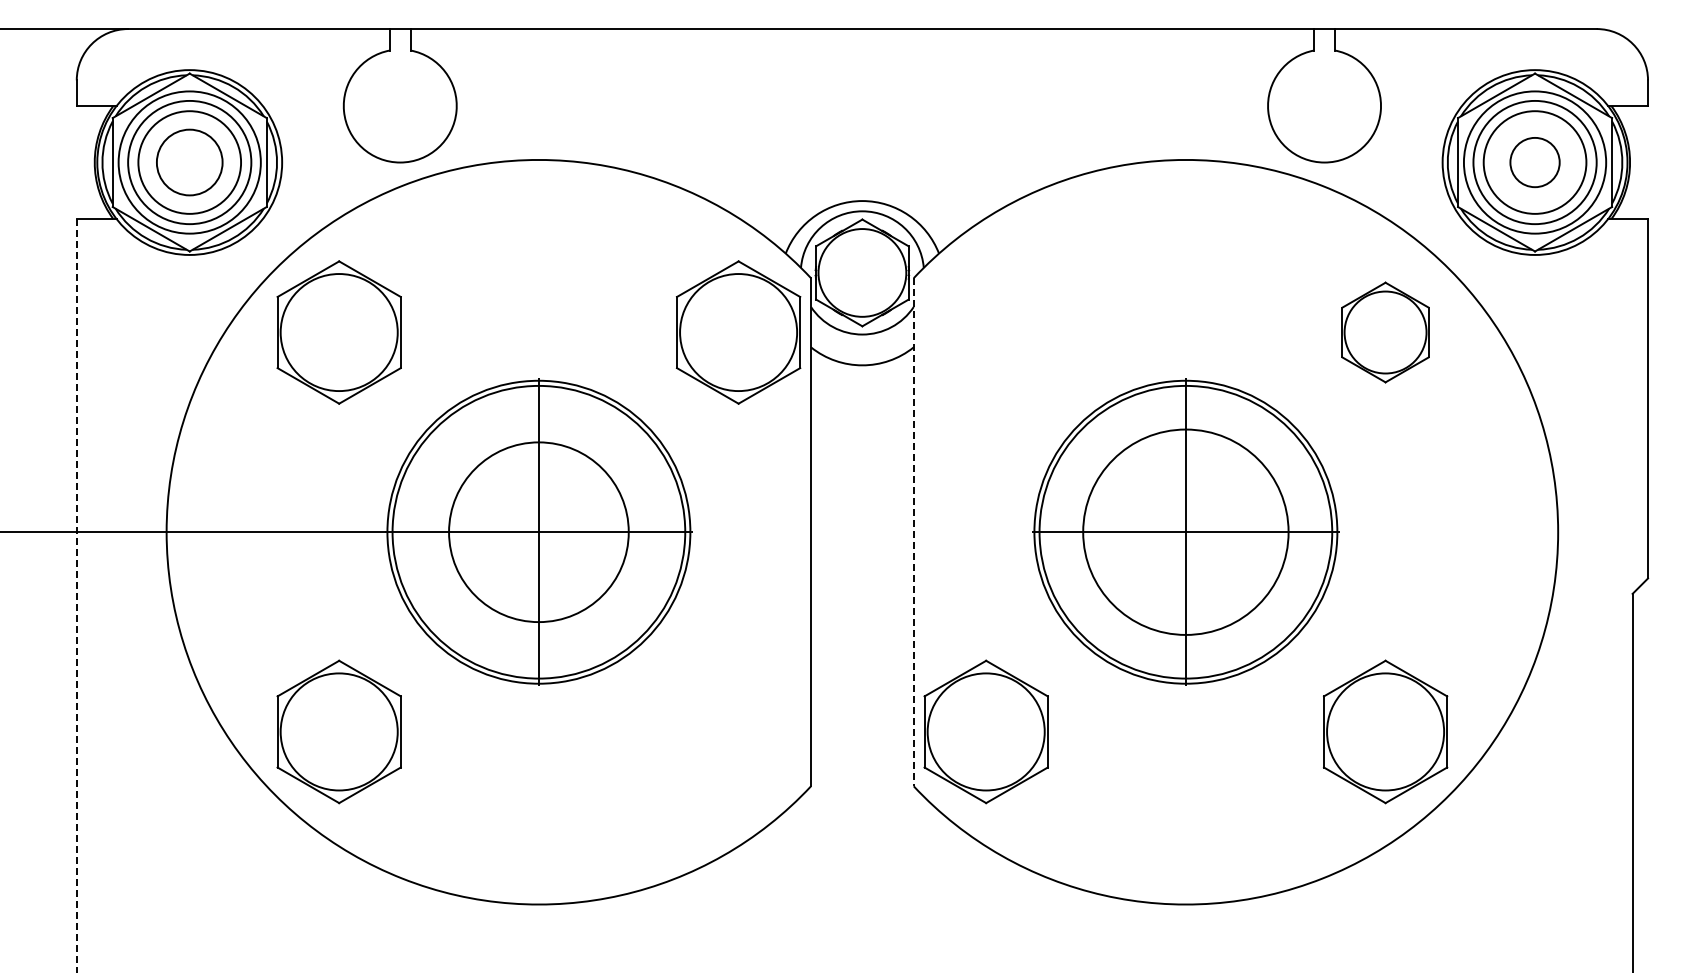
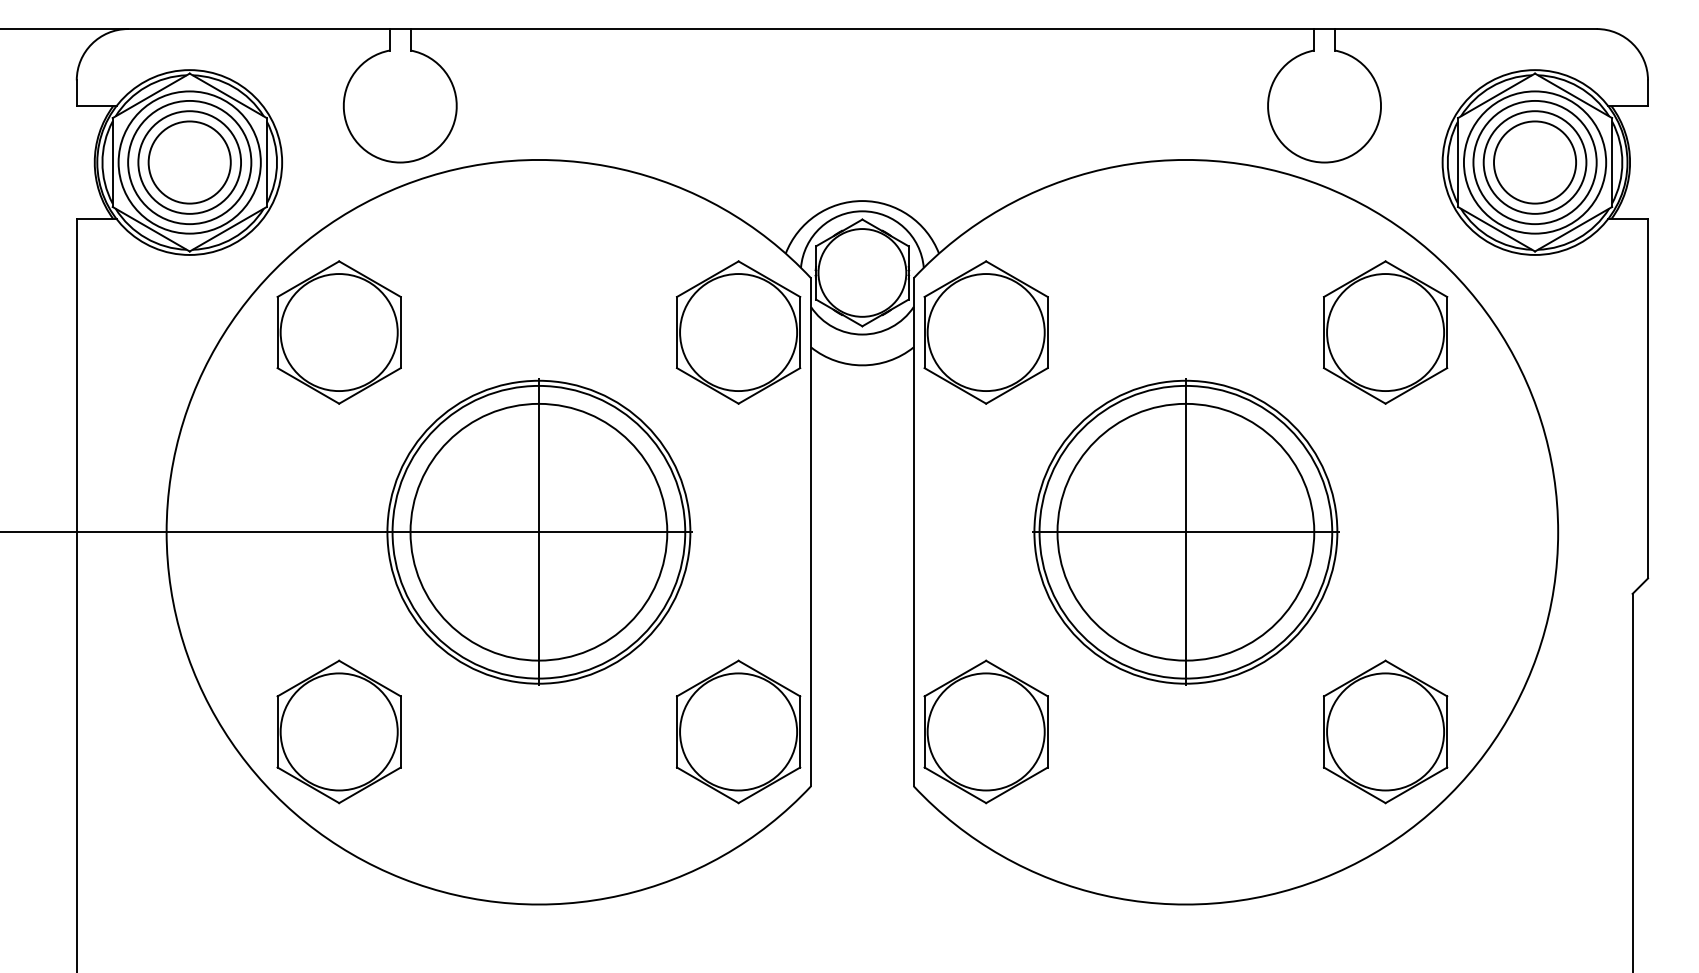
circle diameter: 66 px -> 82 px (189, 162)
circle diameter: 49 px -> 82 px (1534, 162)
part: none -> present (985, 332)
part size: 89x103 px -> 127x145 px (1385, 332)
circle diameter: 205 px -> 257 px (1185, 531)
circle diameter: 180 px -> 257 px (538, 531)
line: dashed -> solid (913, 532)
line: dashed -> solid (76, 595)
part: none -> present (738, 731)
